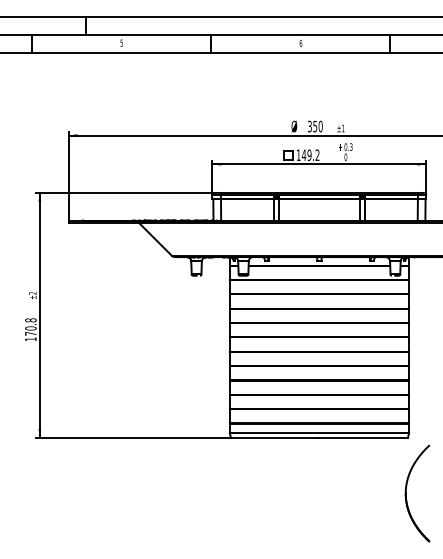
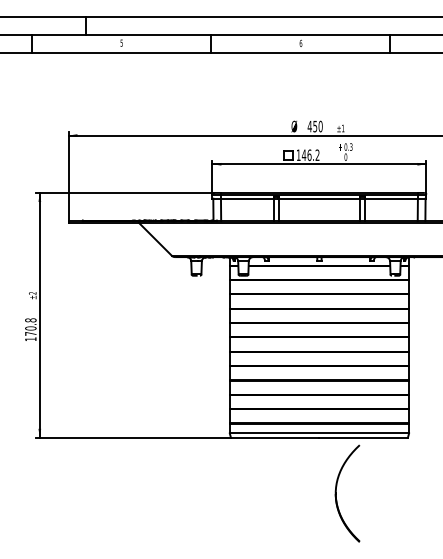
text: 350 -> 450 (309, 126)
text: 149.2 -> 146.2 (309, 154)
part position: (406, 493) -> (336, 493) (336, 493)
